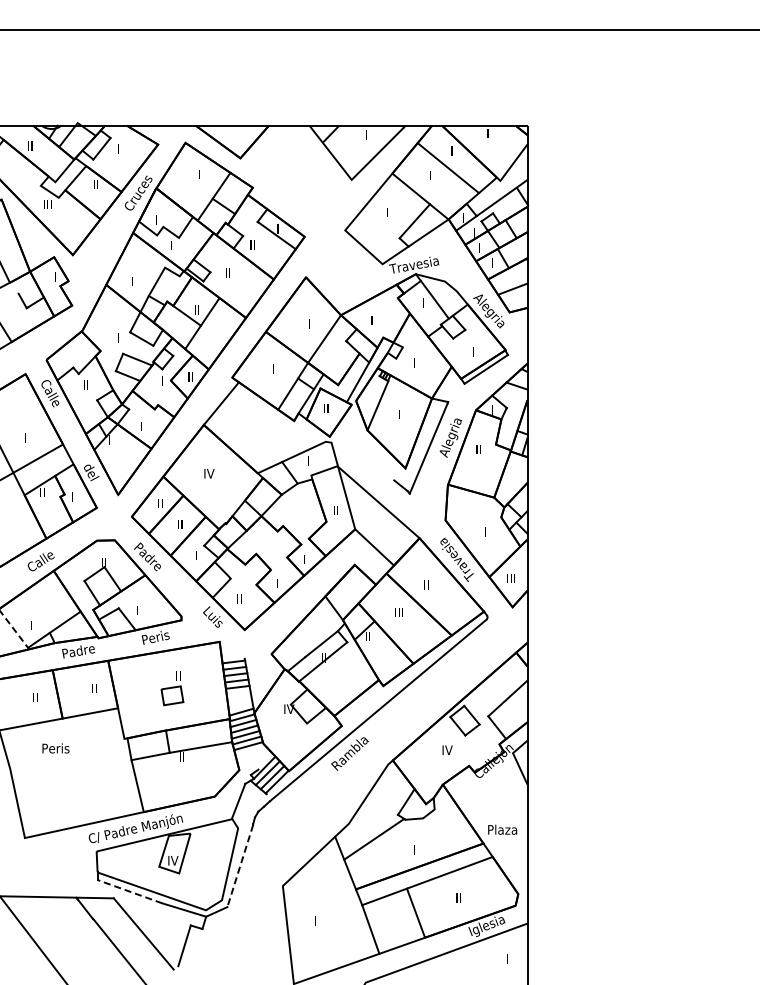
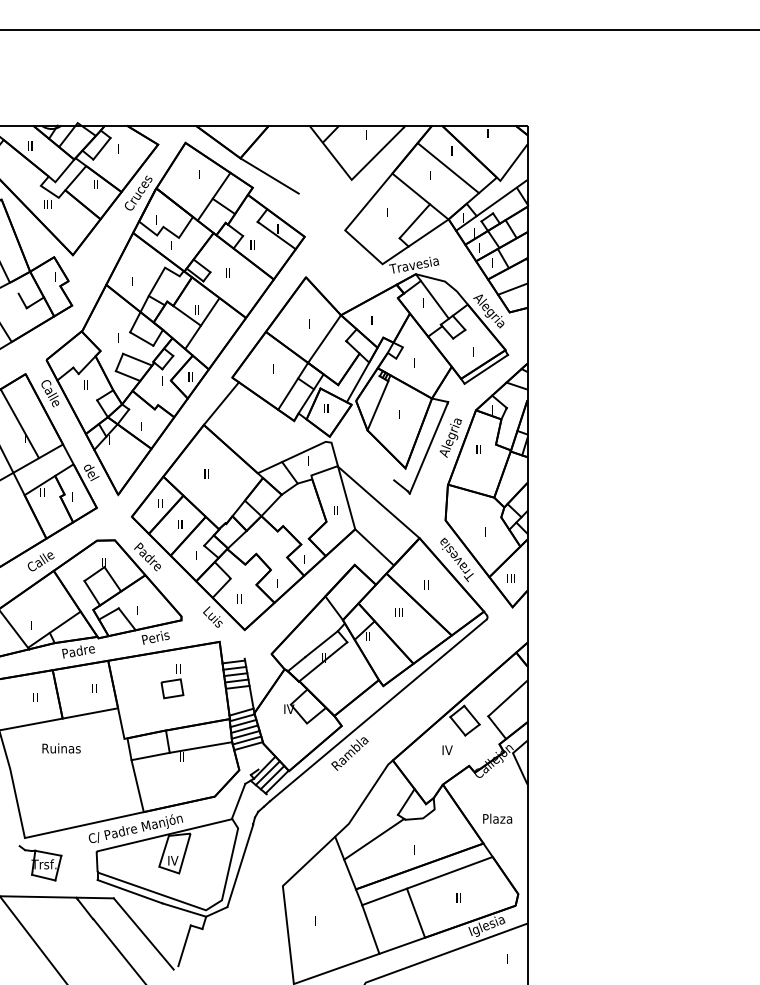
line: none -> present (269, 175)
line: none -> present (20, 424)
text: IV -> II (209, 473)
line: dashed -> solid (15, 630)
part position: (172, 688) -> (172, 681) (172, 681)
text: Peris -> Ruinas (62, 748)
text position: (502, 829) -> (497, 818) (497, 818)
part: none -> present (40, 863)
line: dashed -> solid (240, 866)
line: dashed -> solid (129, 891)
